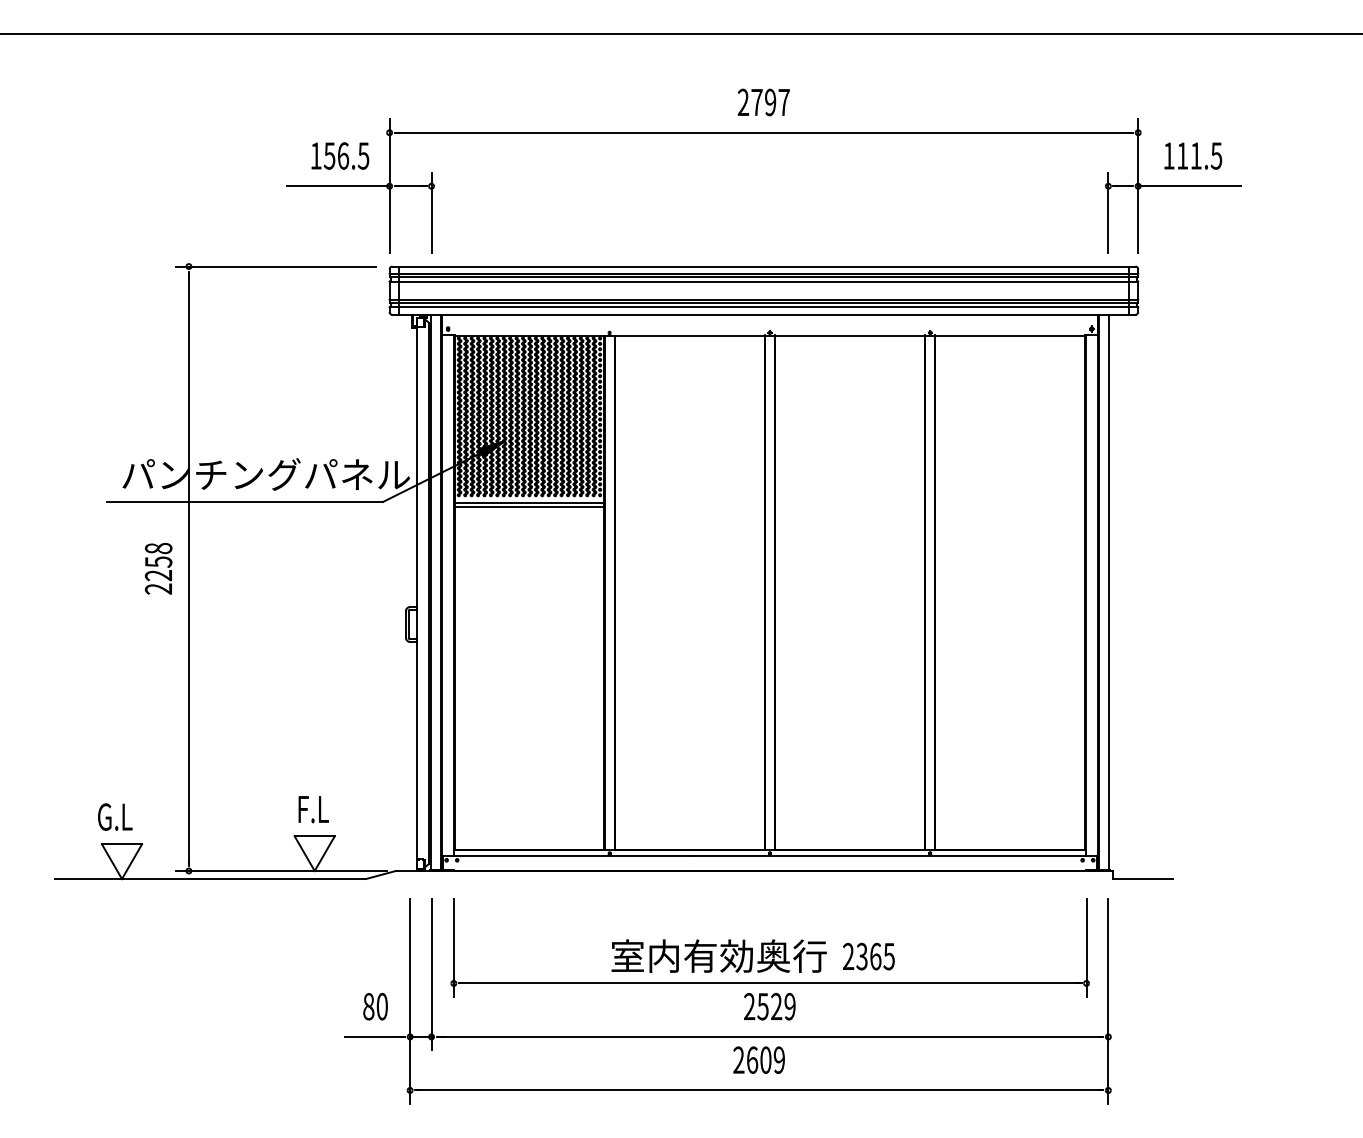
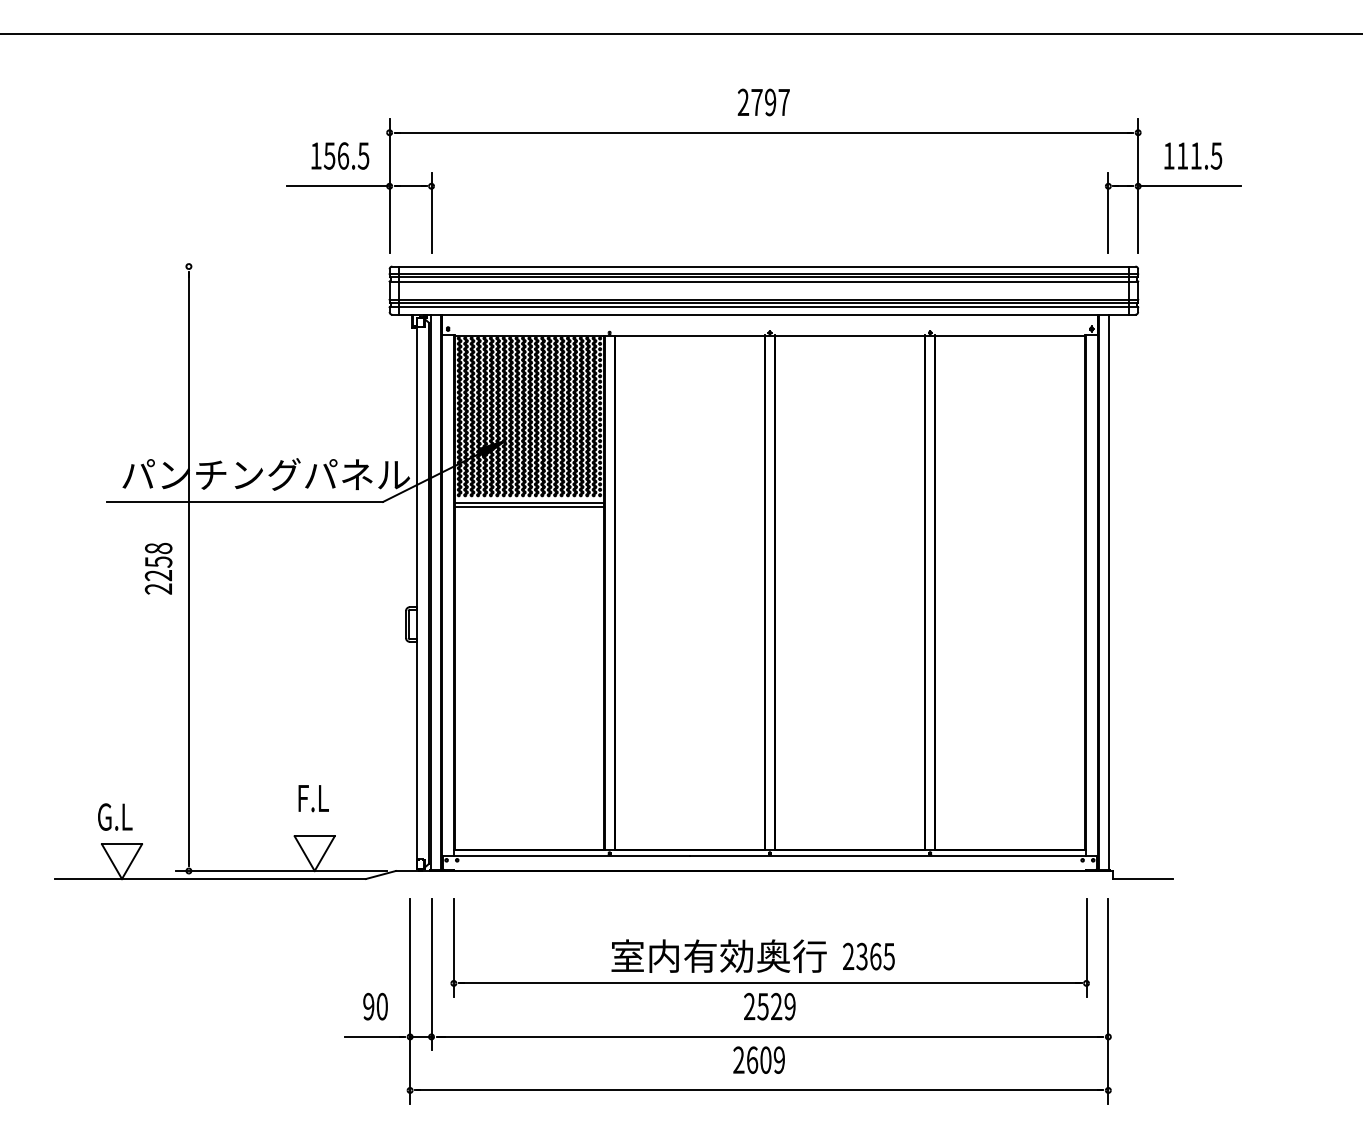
line: present -> none (275, 266)
text position: (313, 809) -> (313, 798) (313, 798)
text: 80 -> 90 (368, 1006)
